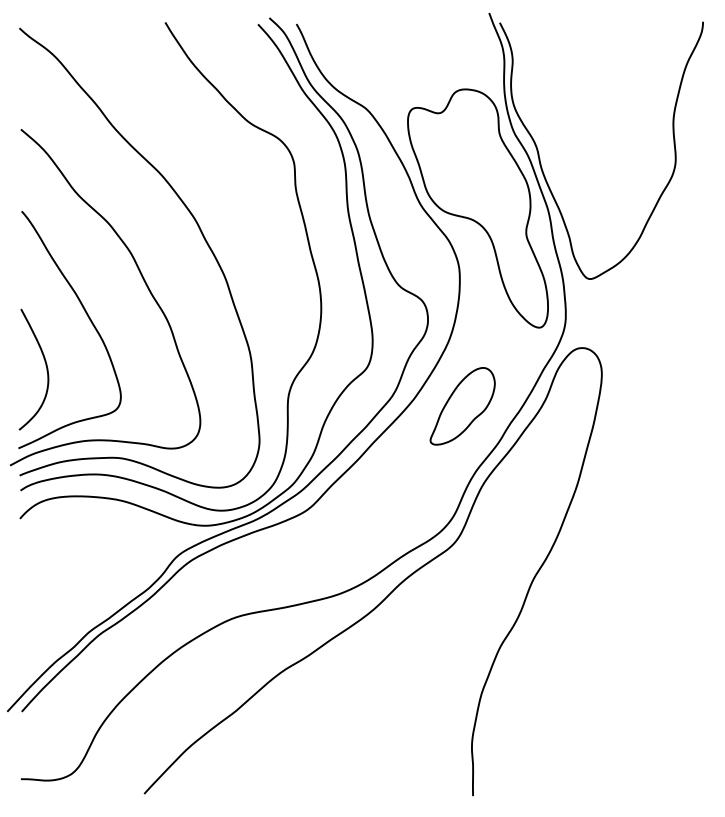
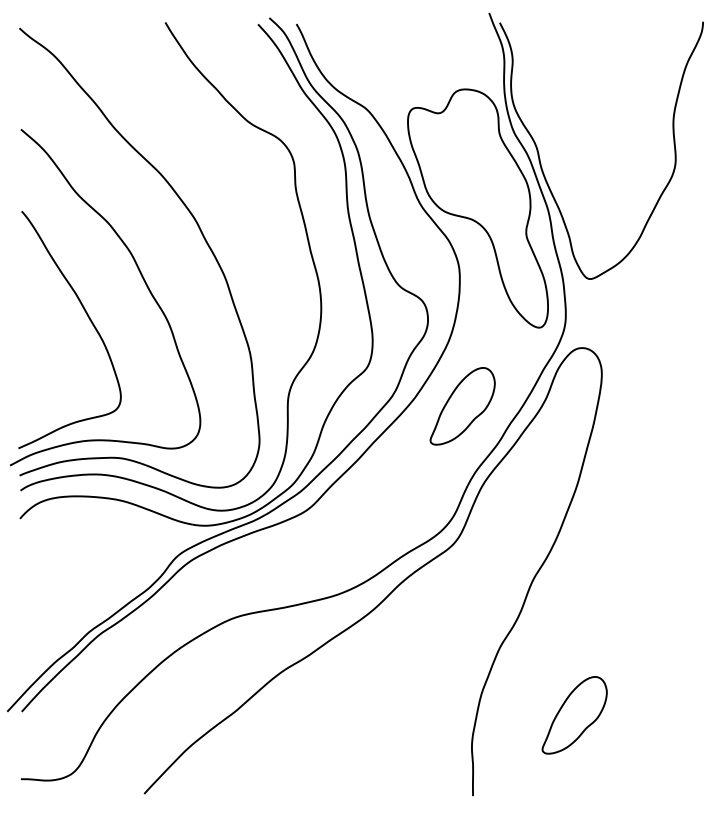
curve: present -> none (45, 365)
part: none -> present (574, 715)
